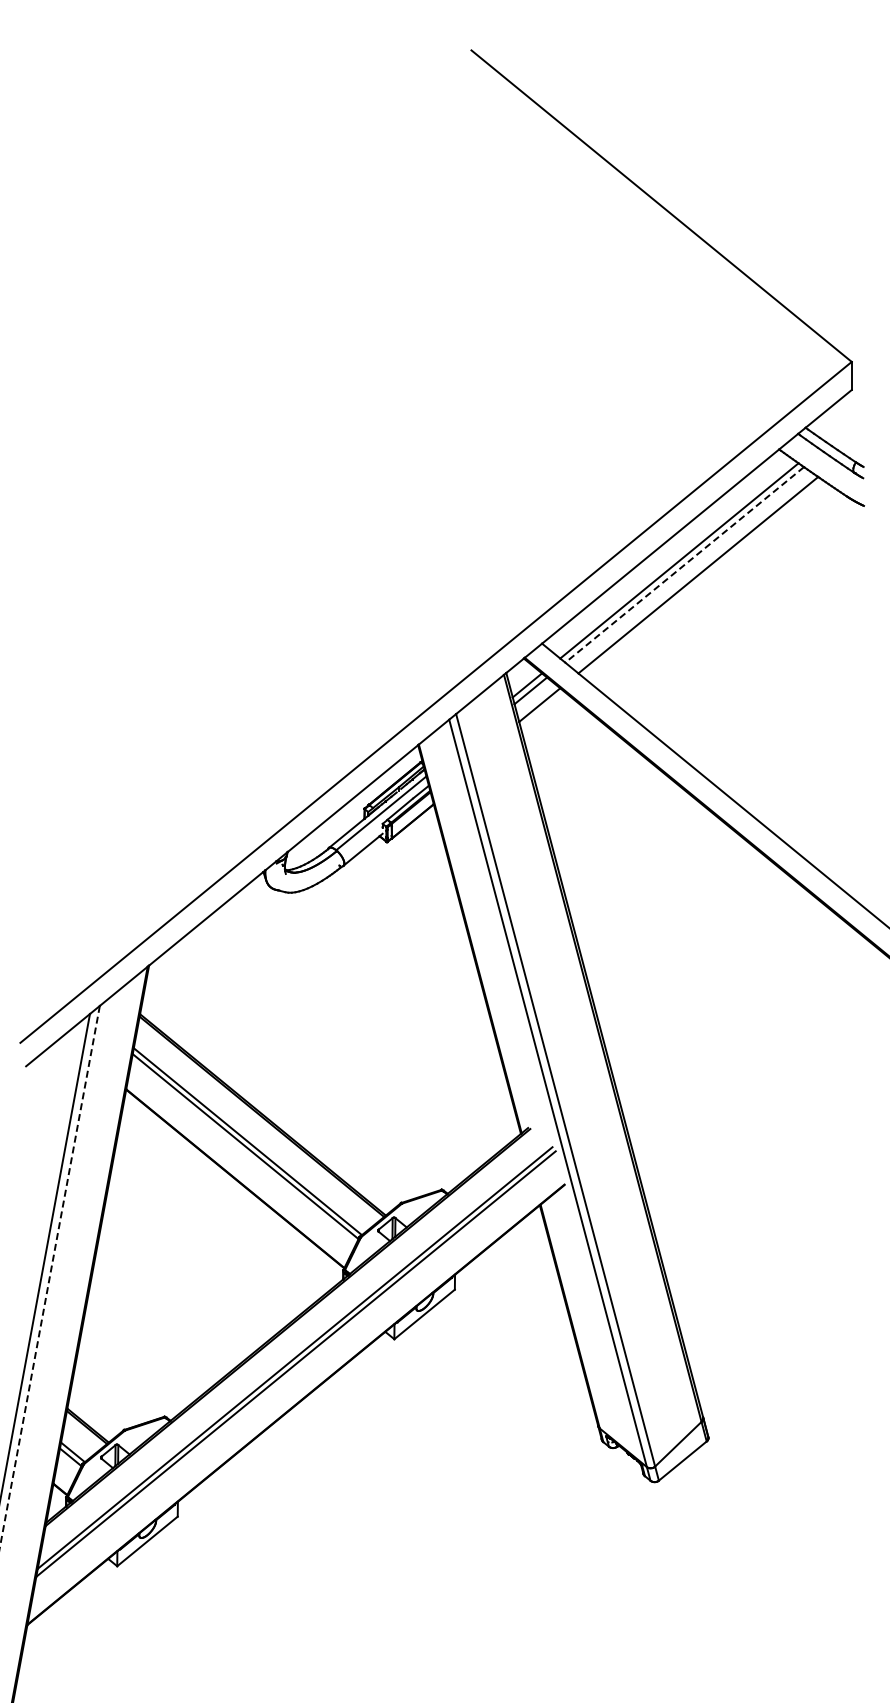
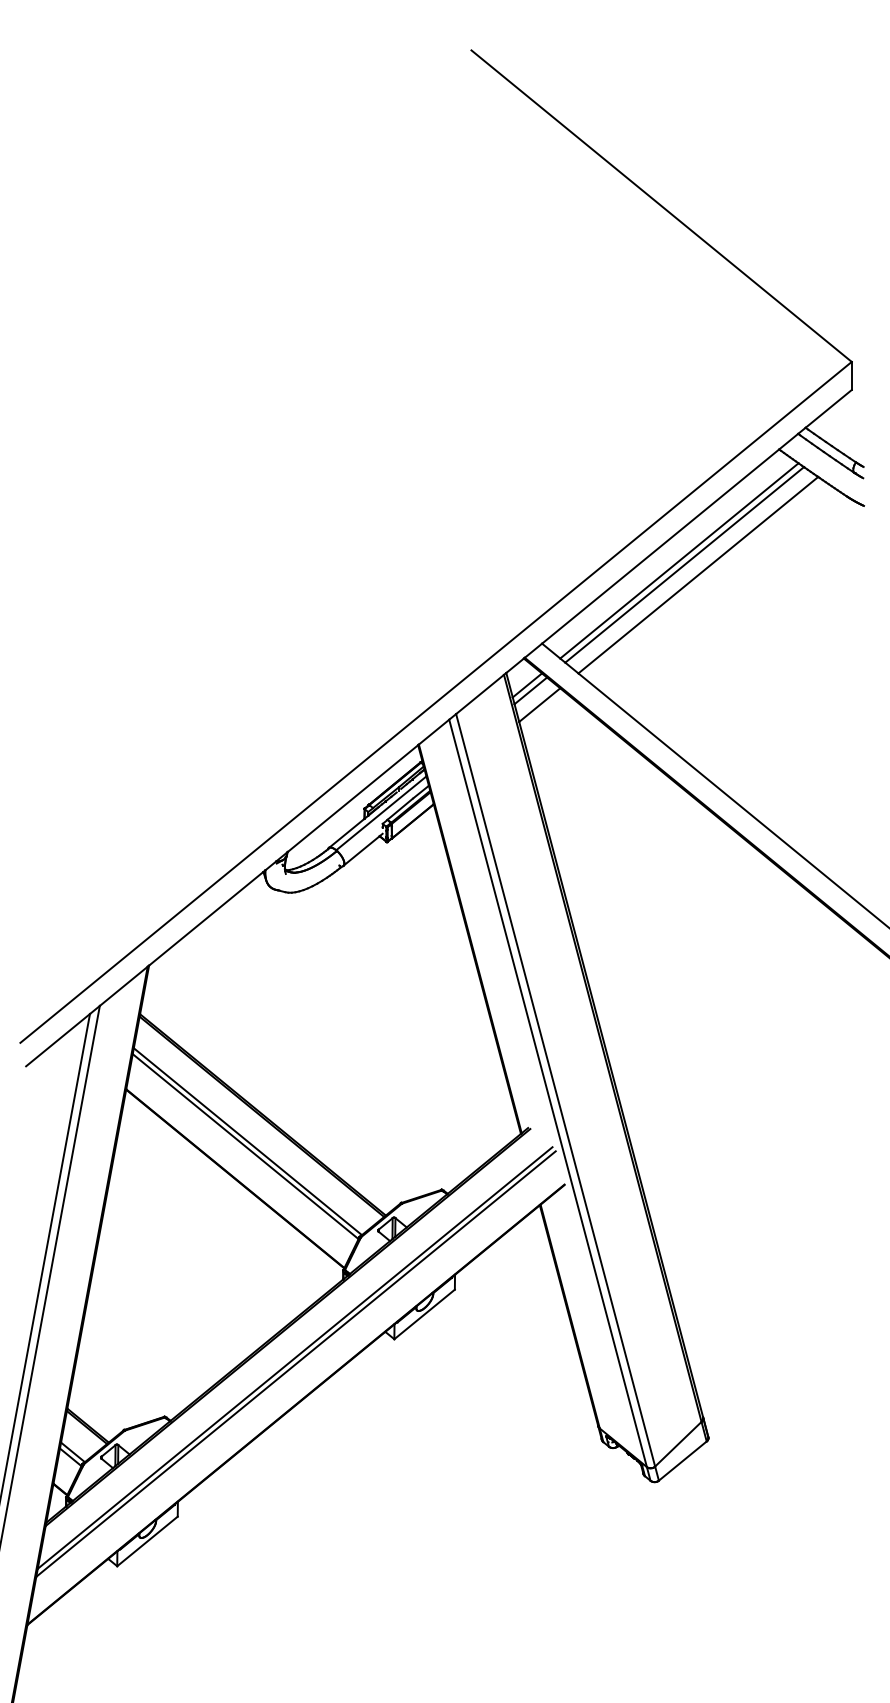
line: dashed -> solid (684, 565)
line: dashed -> solid (49, 1276)
